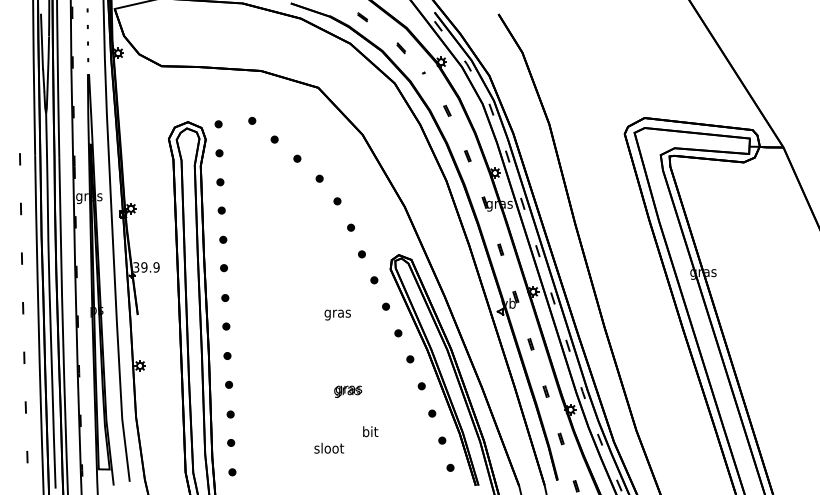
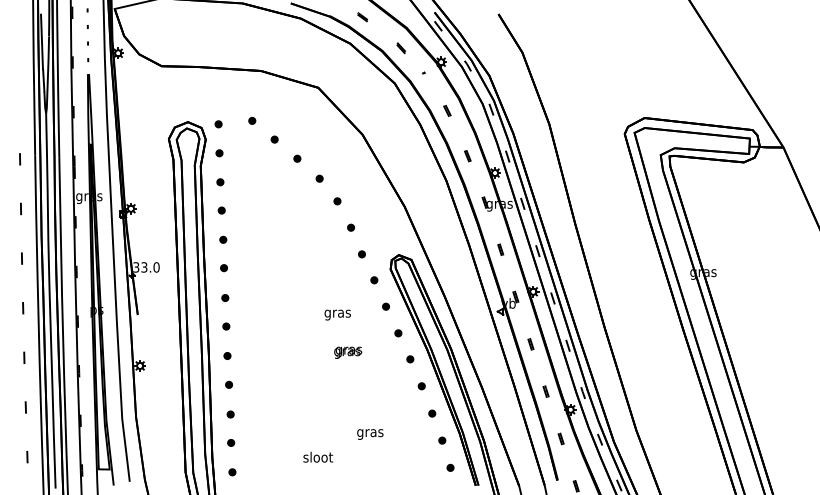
text: 39.9 -> 33.0 (150, 267)
text position: (348, 391) -> (348, 352) (348, 352)
text: bit -> gras (370, 432)
text position: (329, 447) -> (318, 456) (318, 456)
